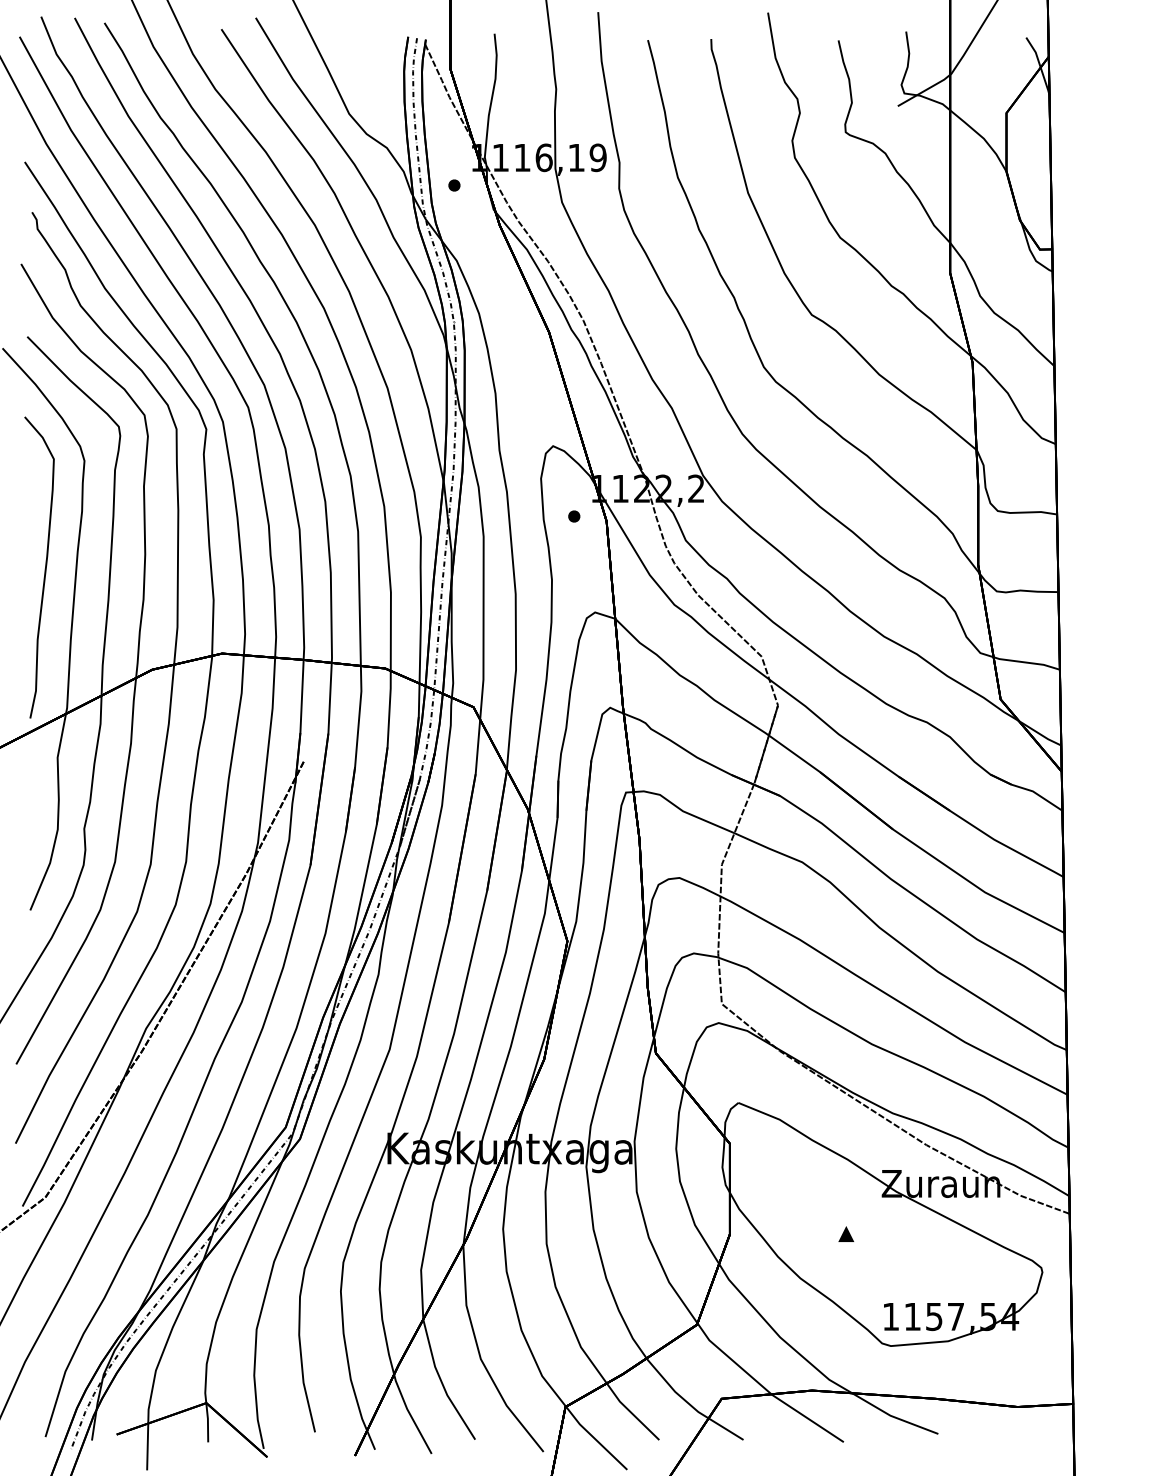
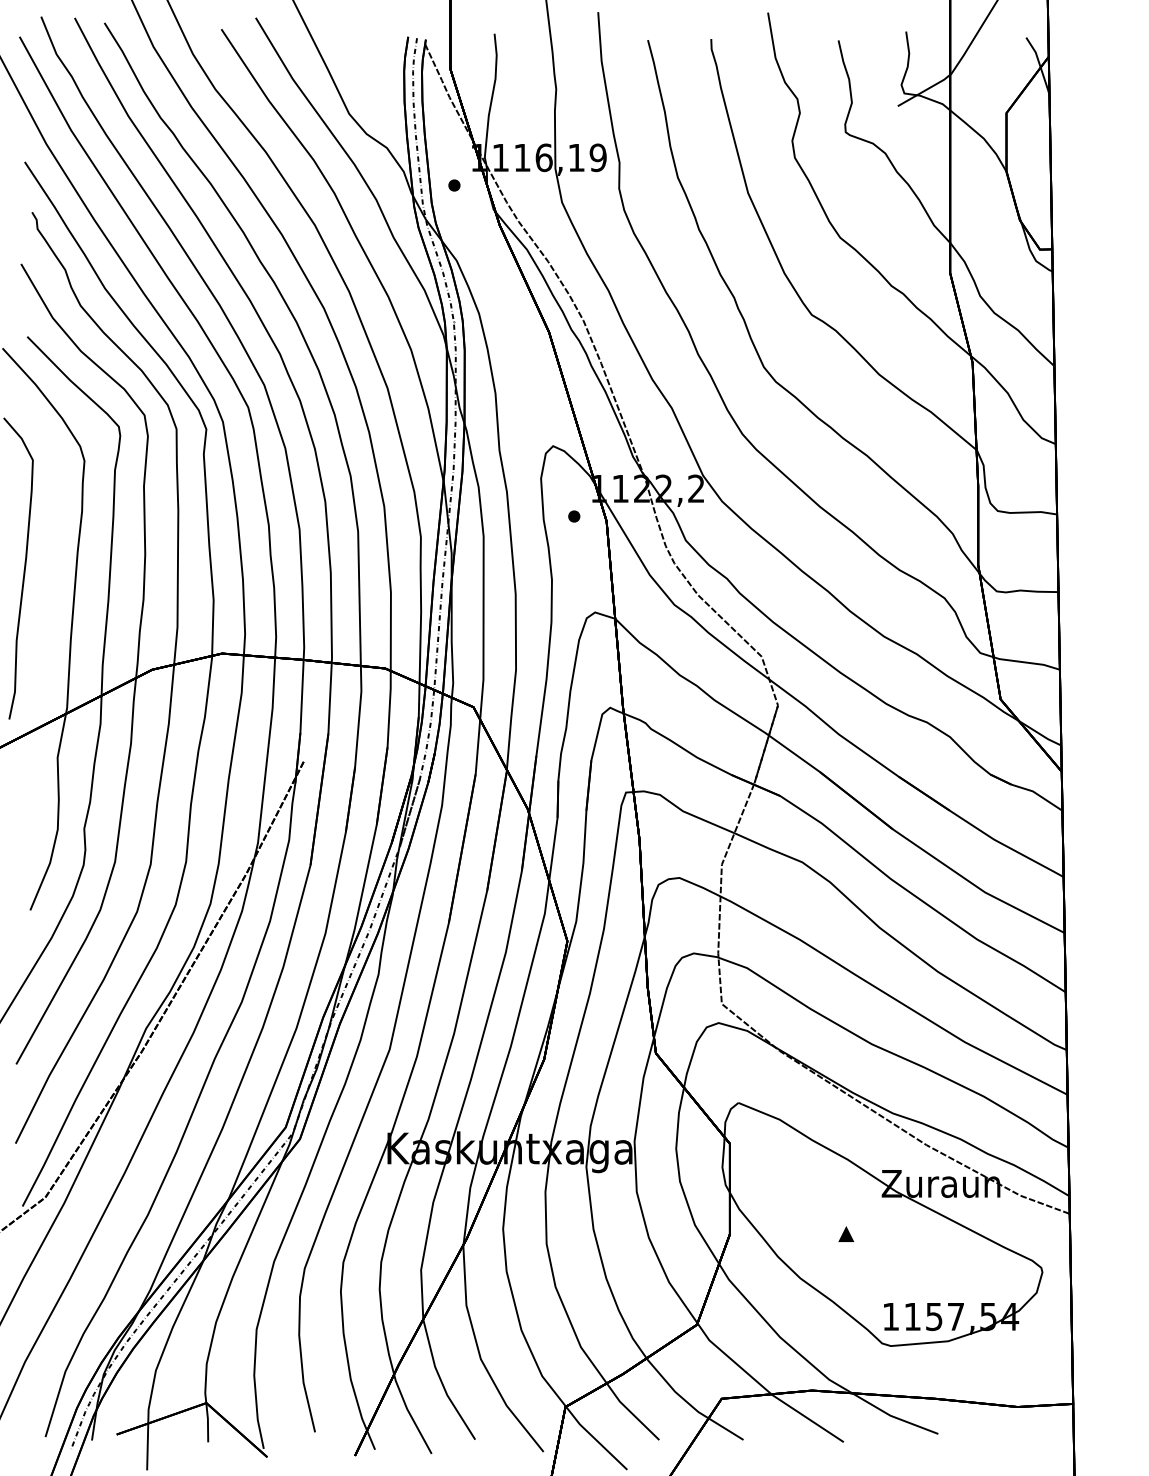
curve position: (44, 569) -> (23, 570) (23, 570)
